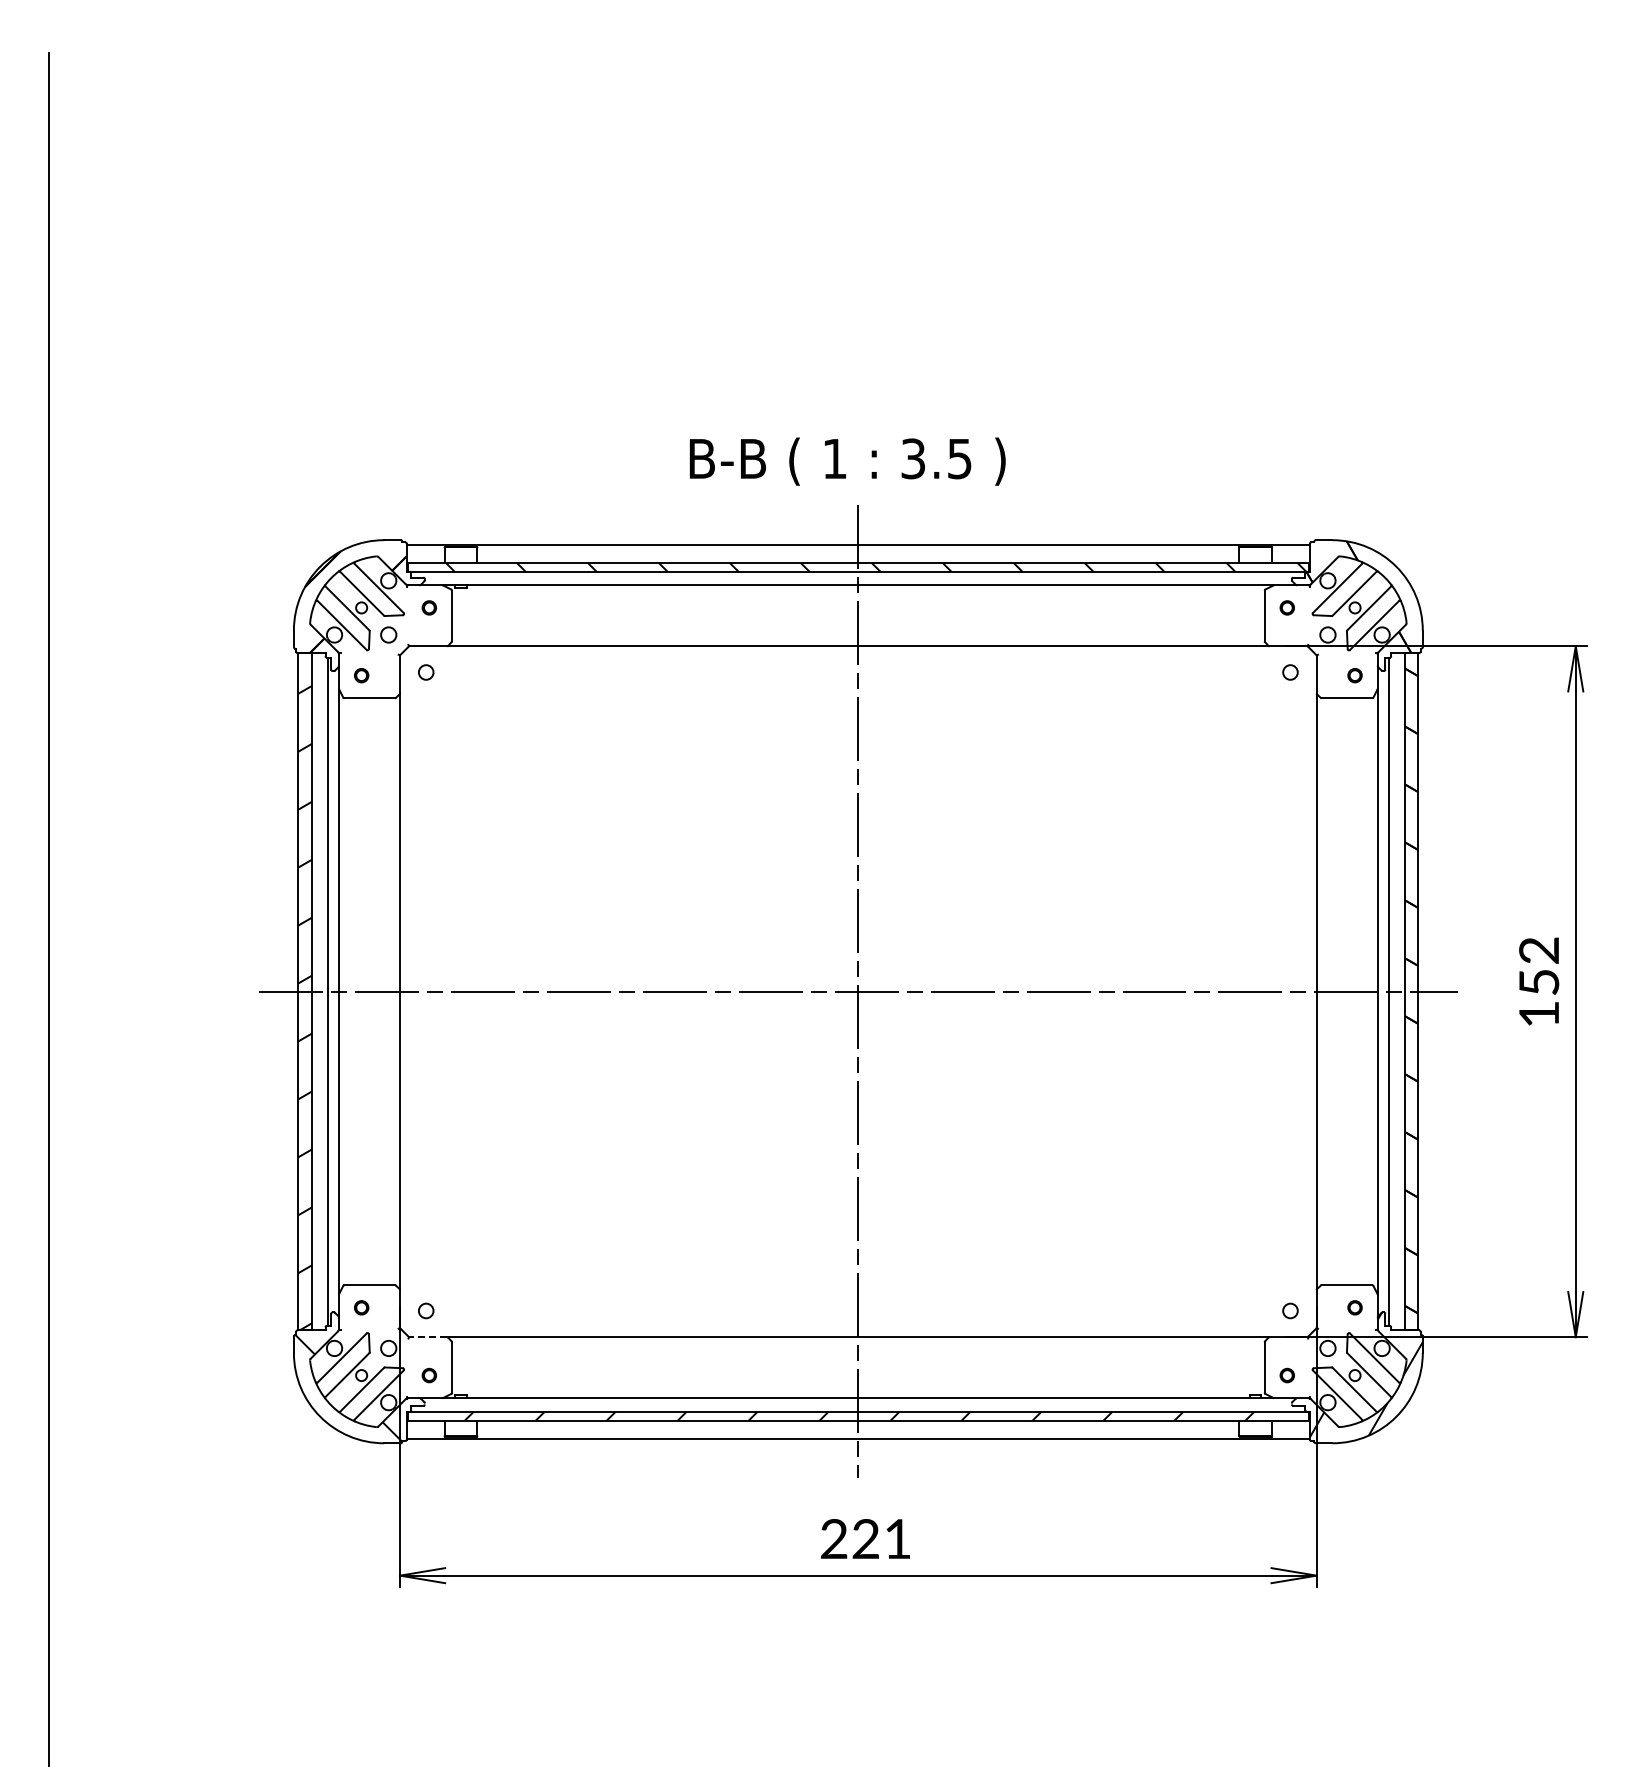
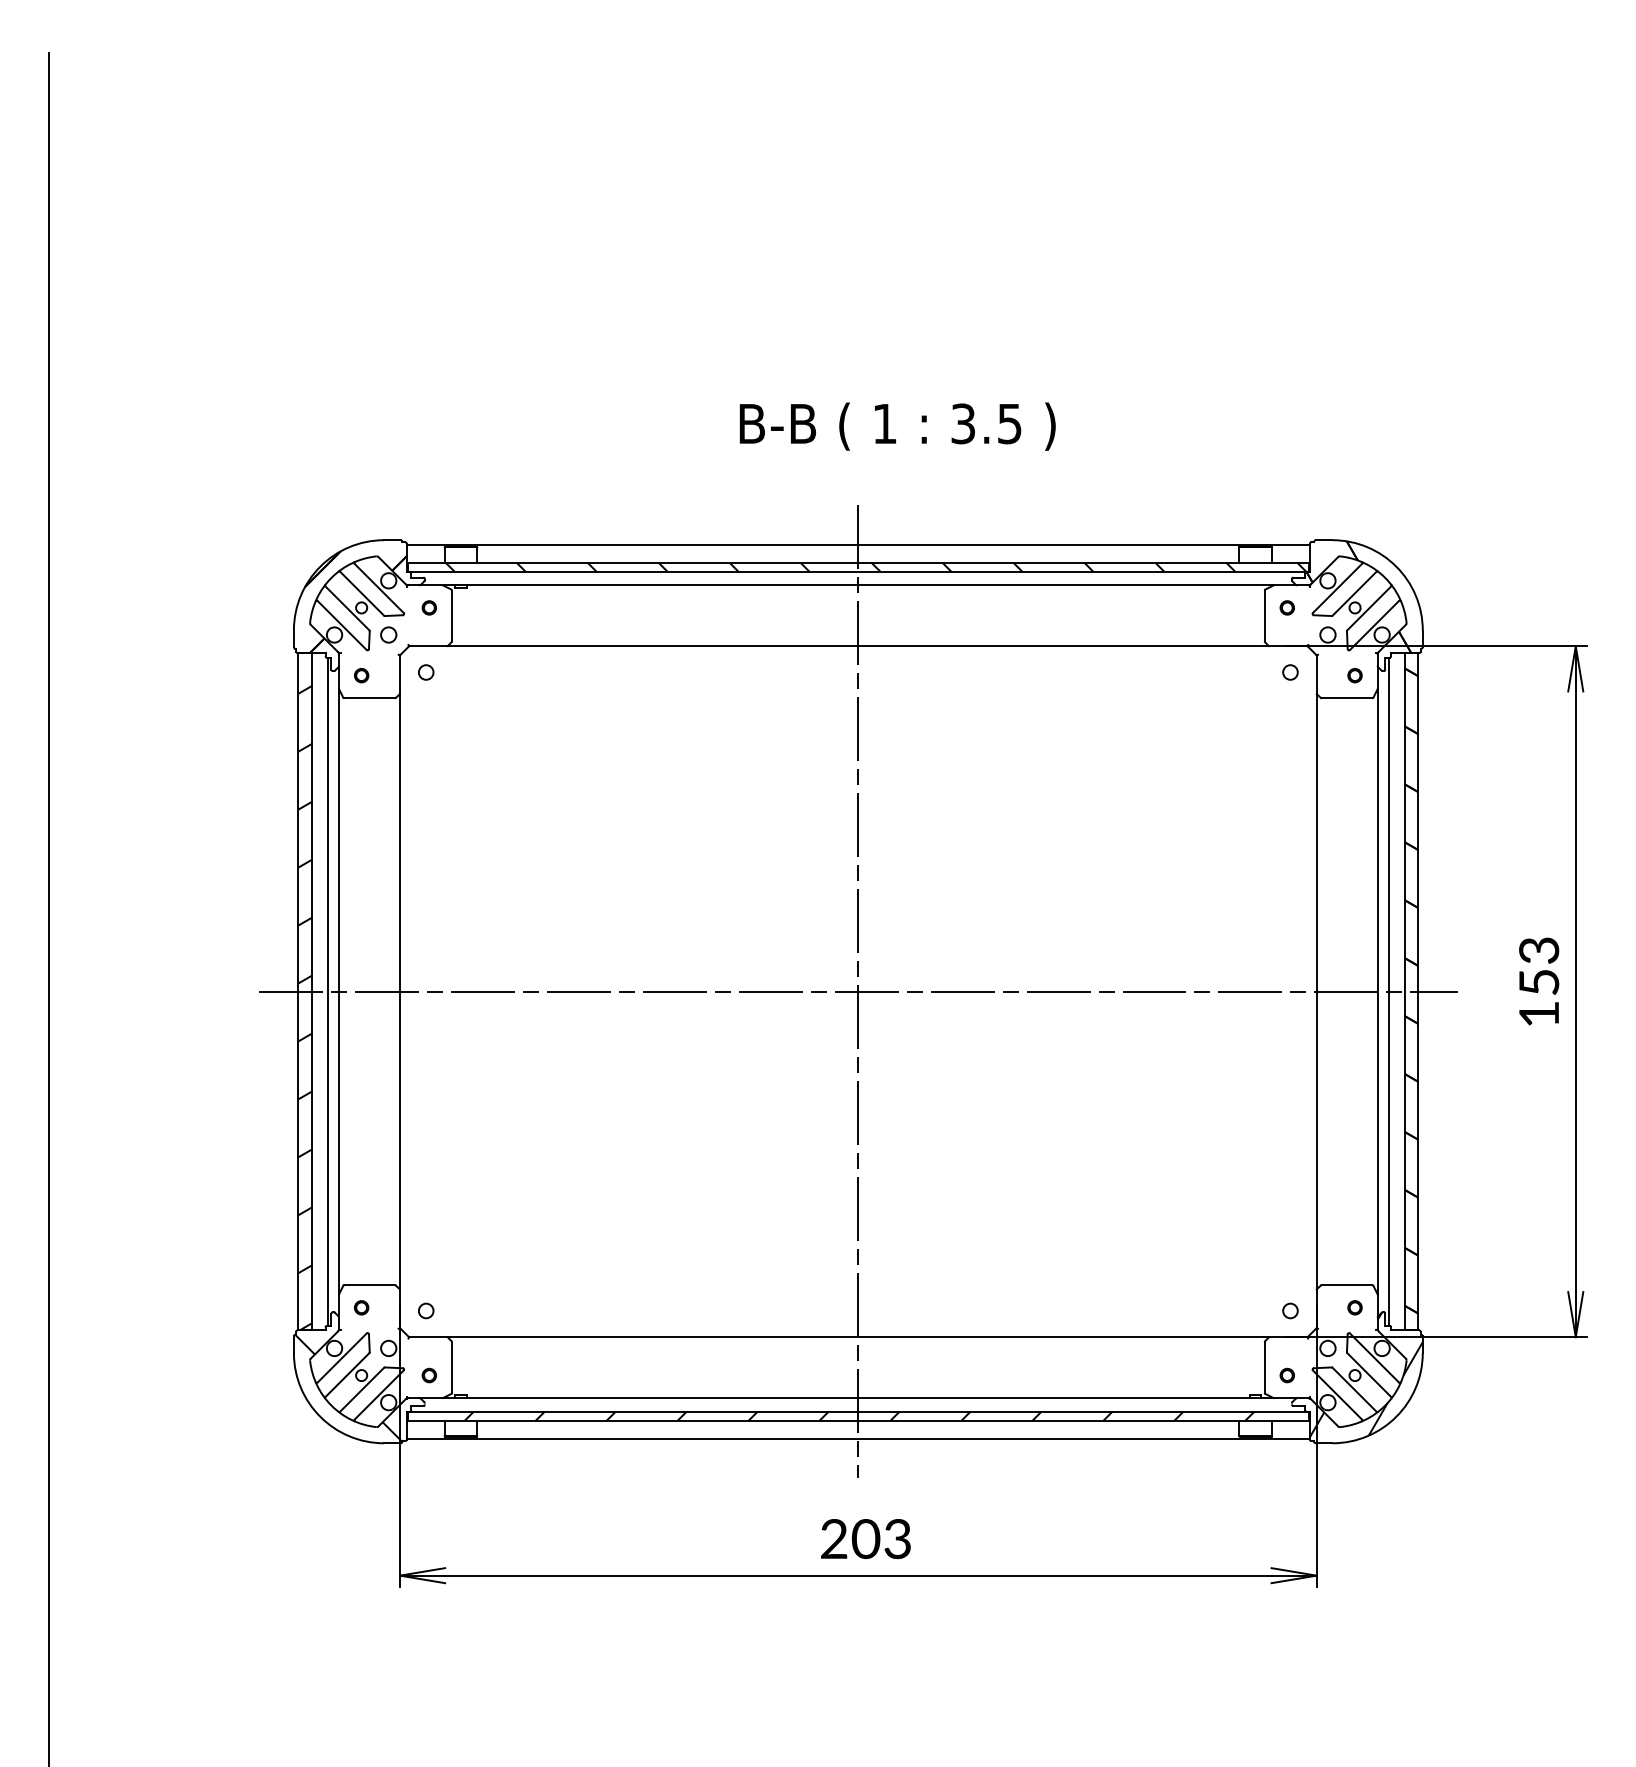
text position: (847, 461) -> (897, 426) (897, 426)
text: 152 -> 153 (1539, 950)
line: dashed -> solid (427, 1337)
text: 221 -> 203 (880, 1539)
